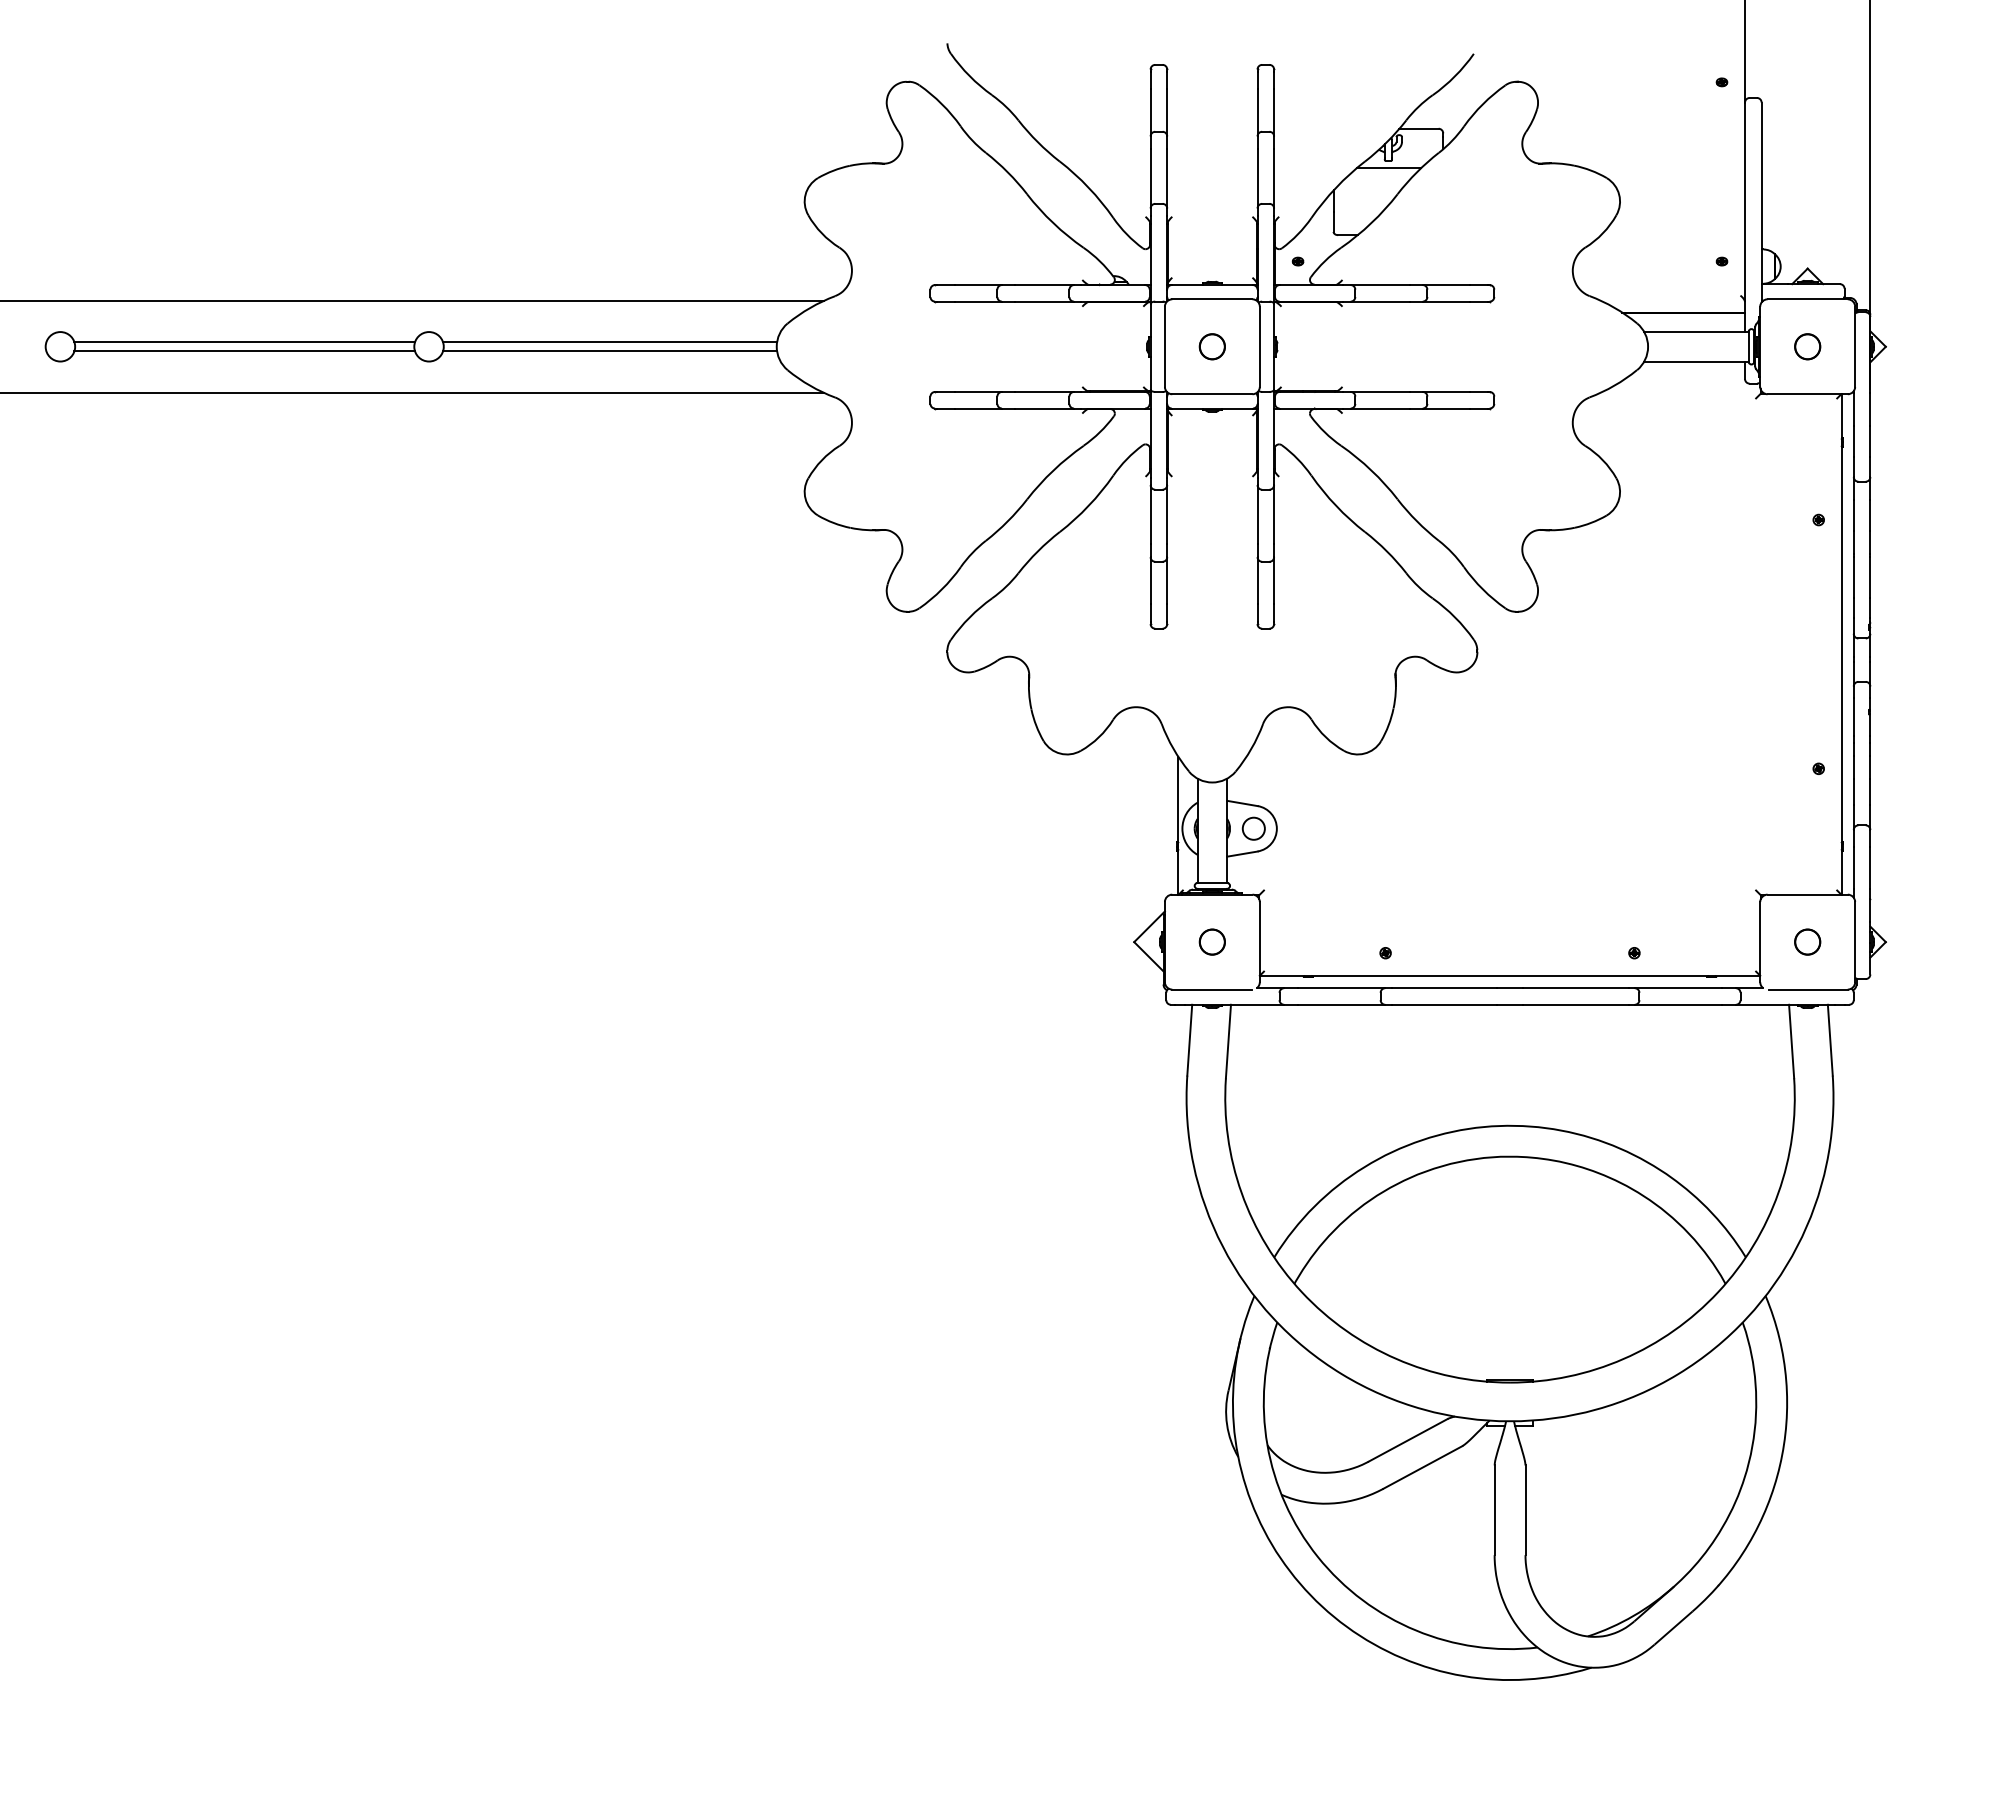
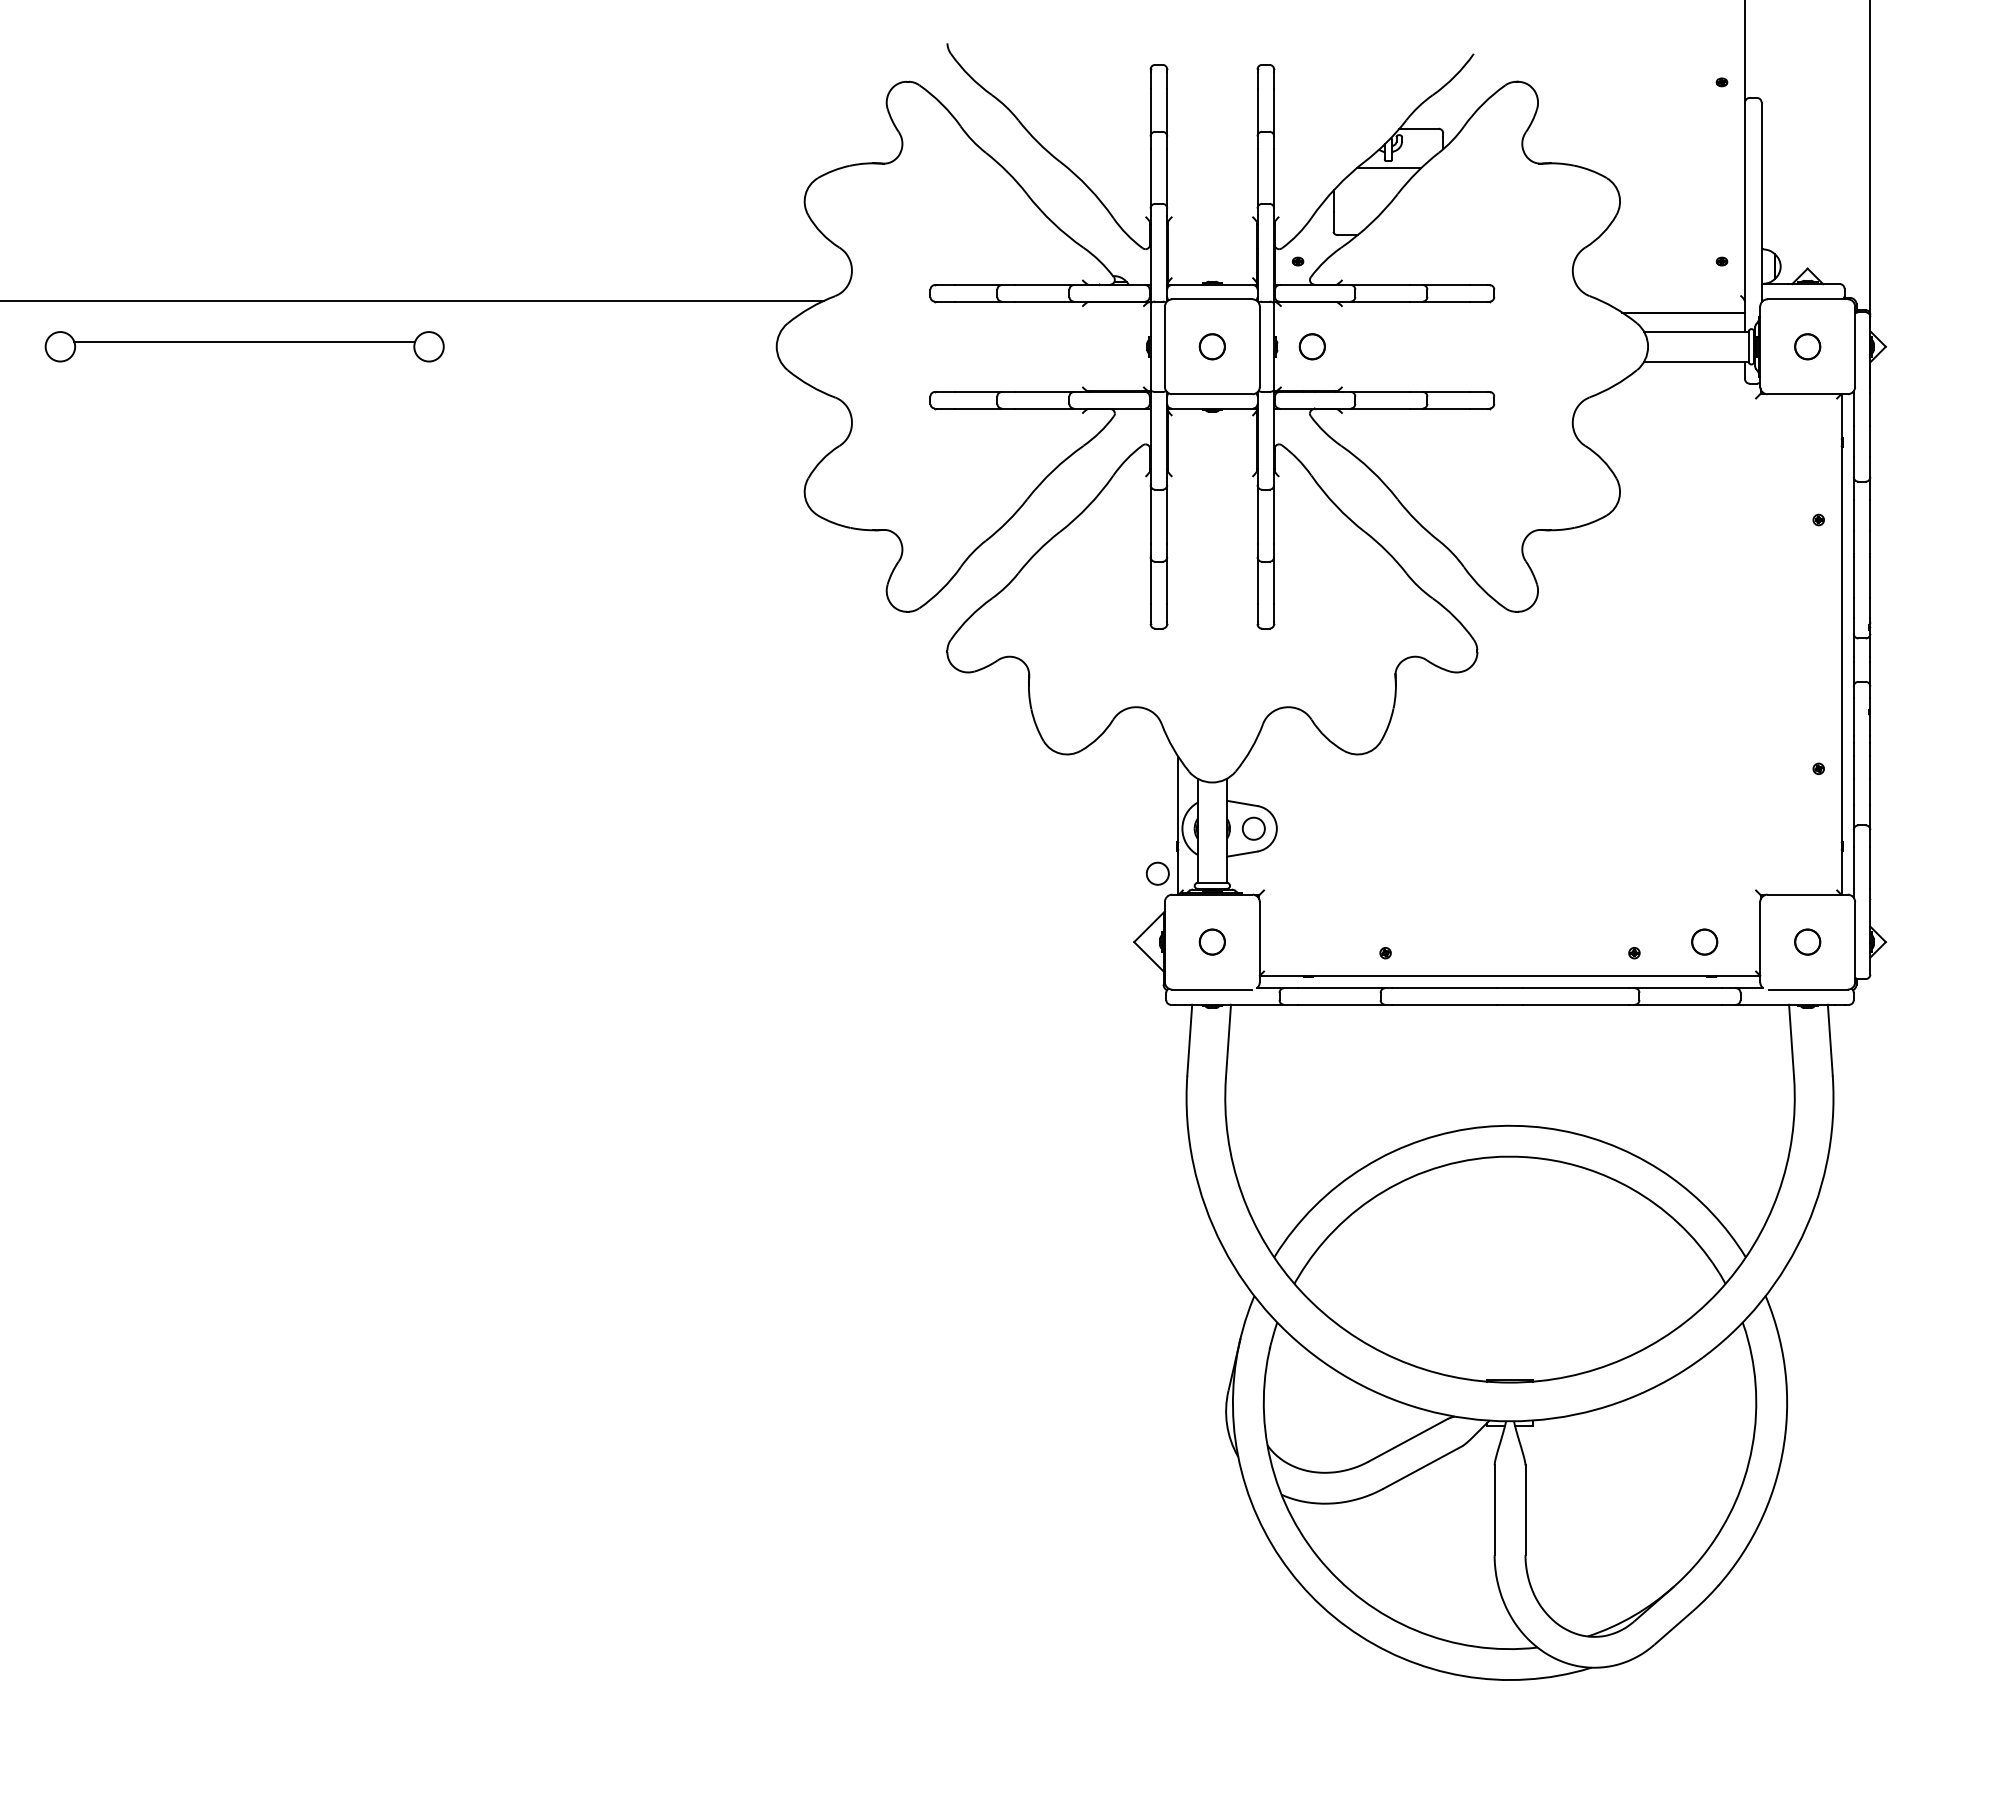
line: present -> none (610, 342)
circle: none -> present (1311, 346)
line: present -> none (244, 351)
line: present -> none (610, 351)
line: present -> none (413, 392)
circle: none -> present (1157, 873)
circle: none -> present (1704, 941)
